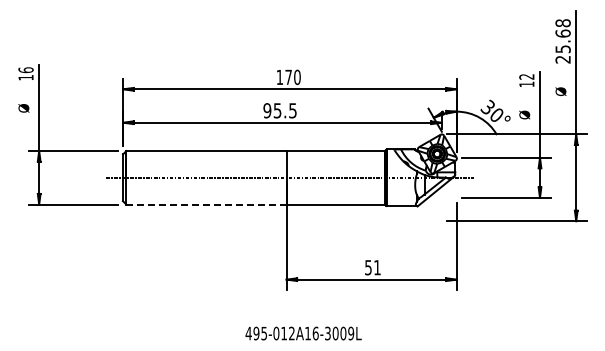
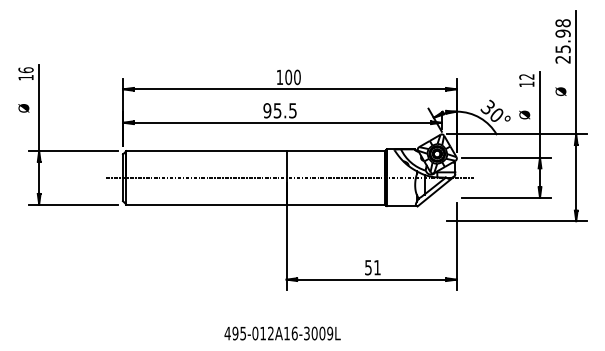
text: 25.68 -> 25.98 (562, 33)
text: 170 -> 100 (288, 77)
line: dashed -> solid (206, 204)
text position: (303, 333) -> (282, 333) (282, 333)
